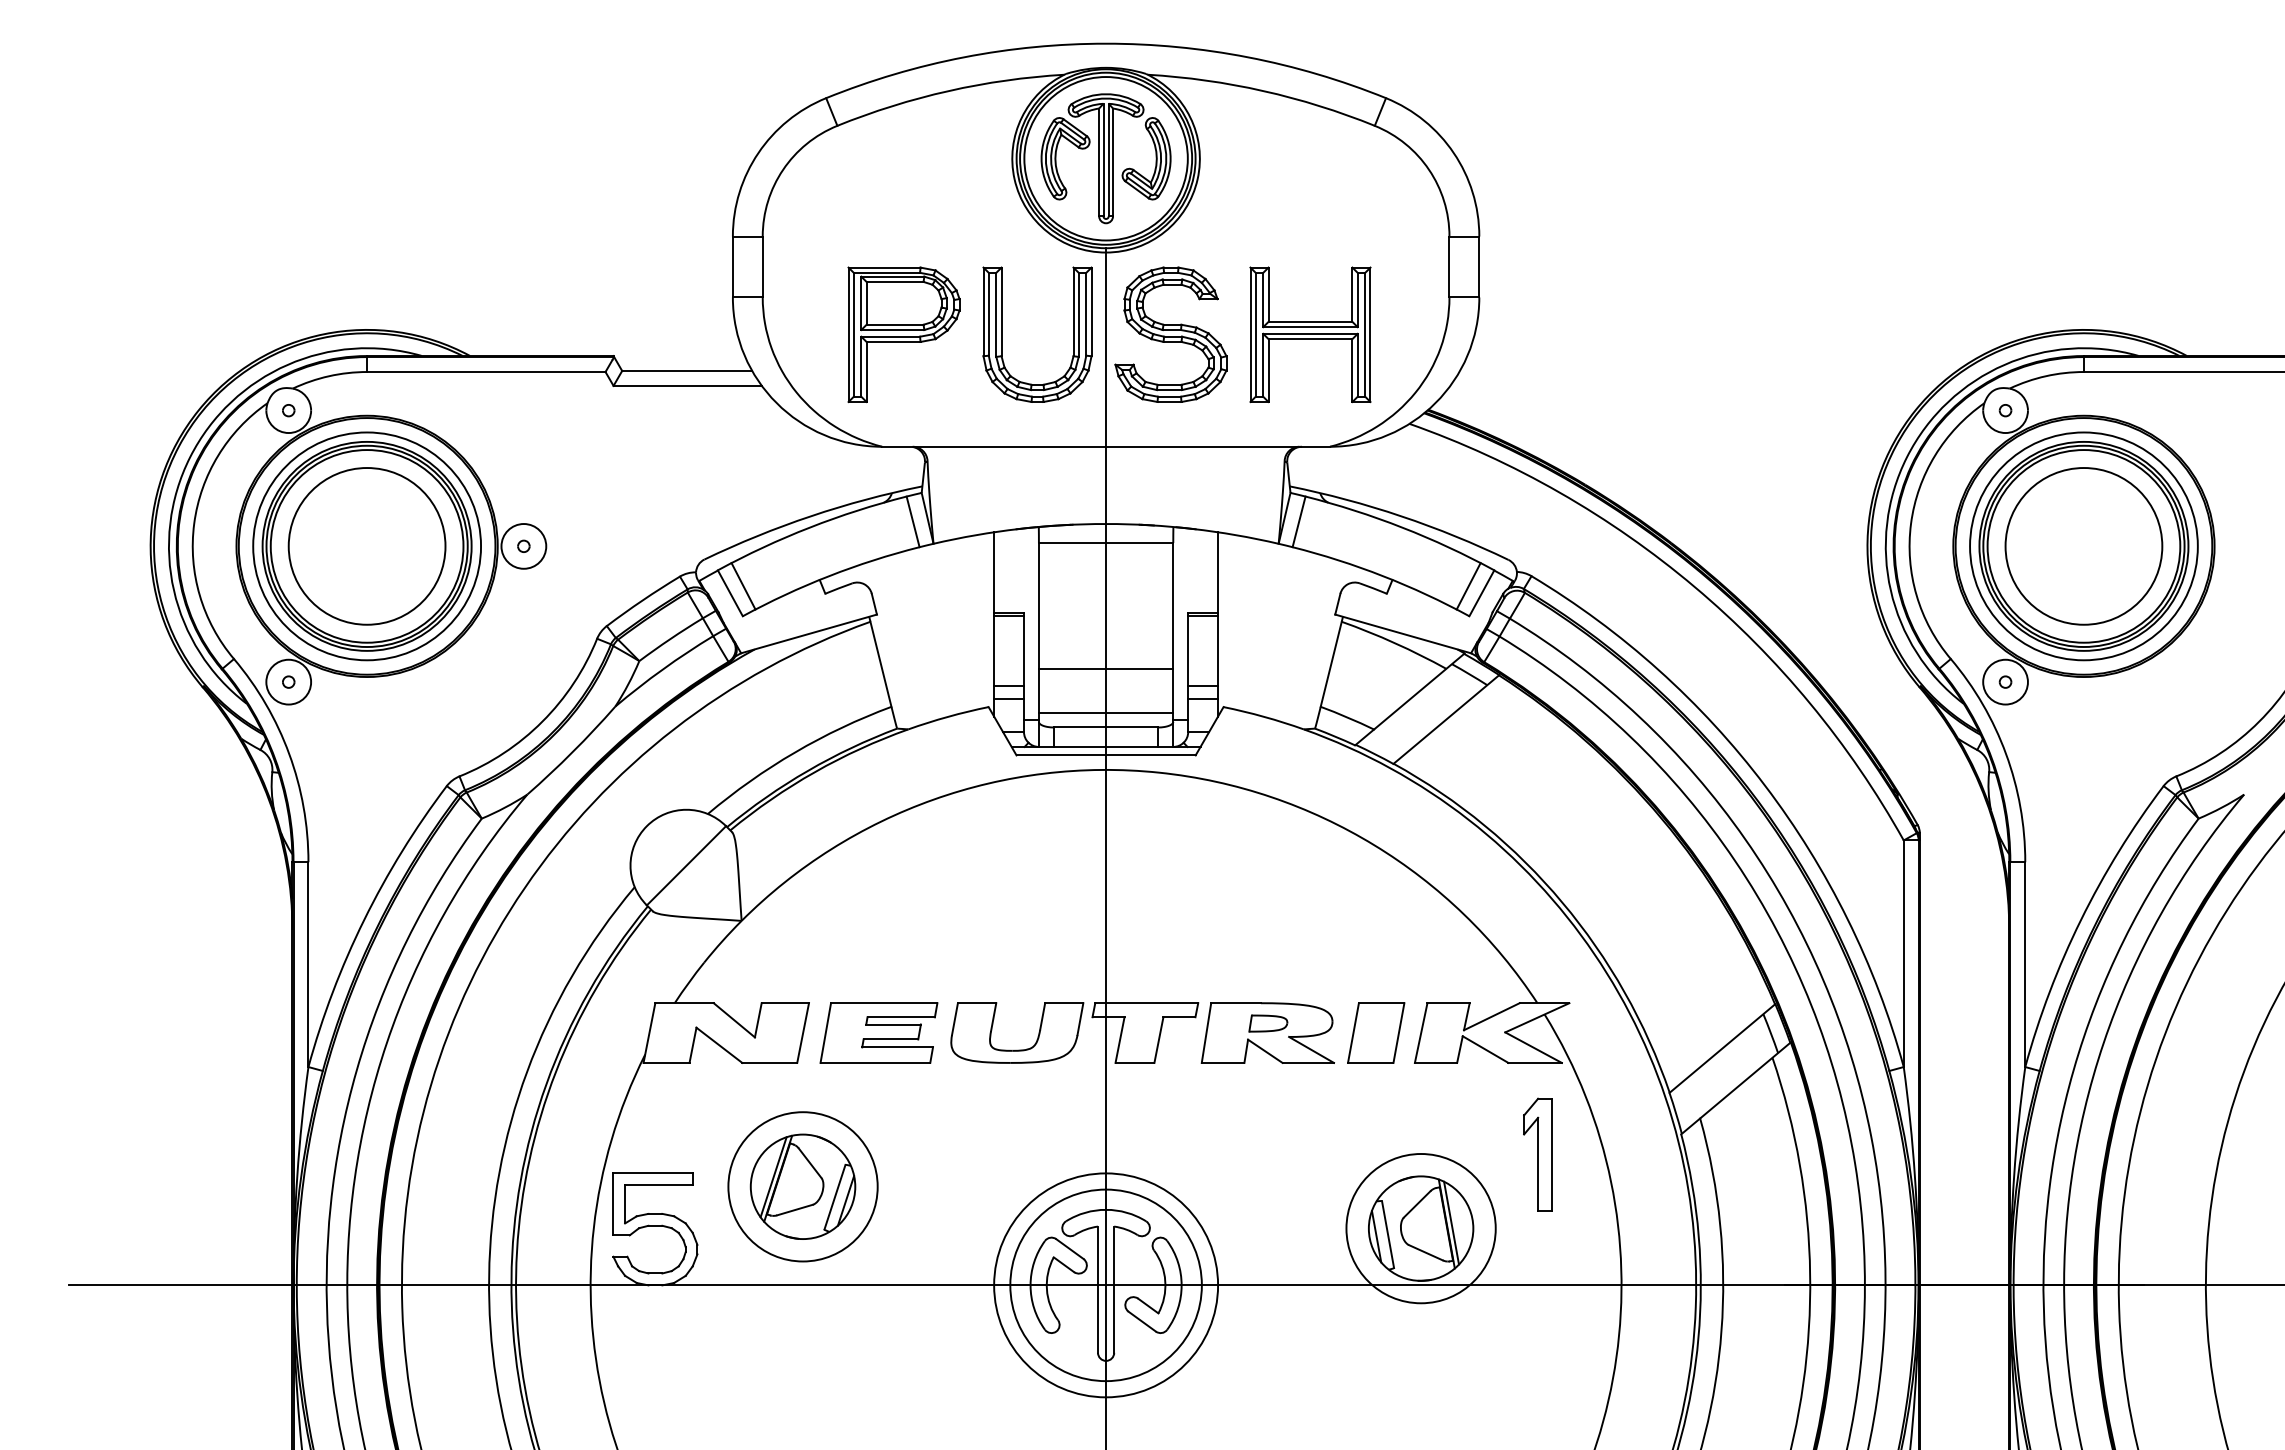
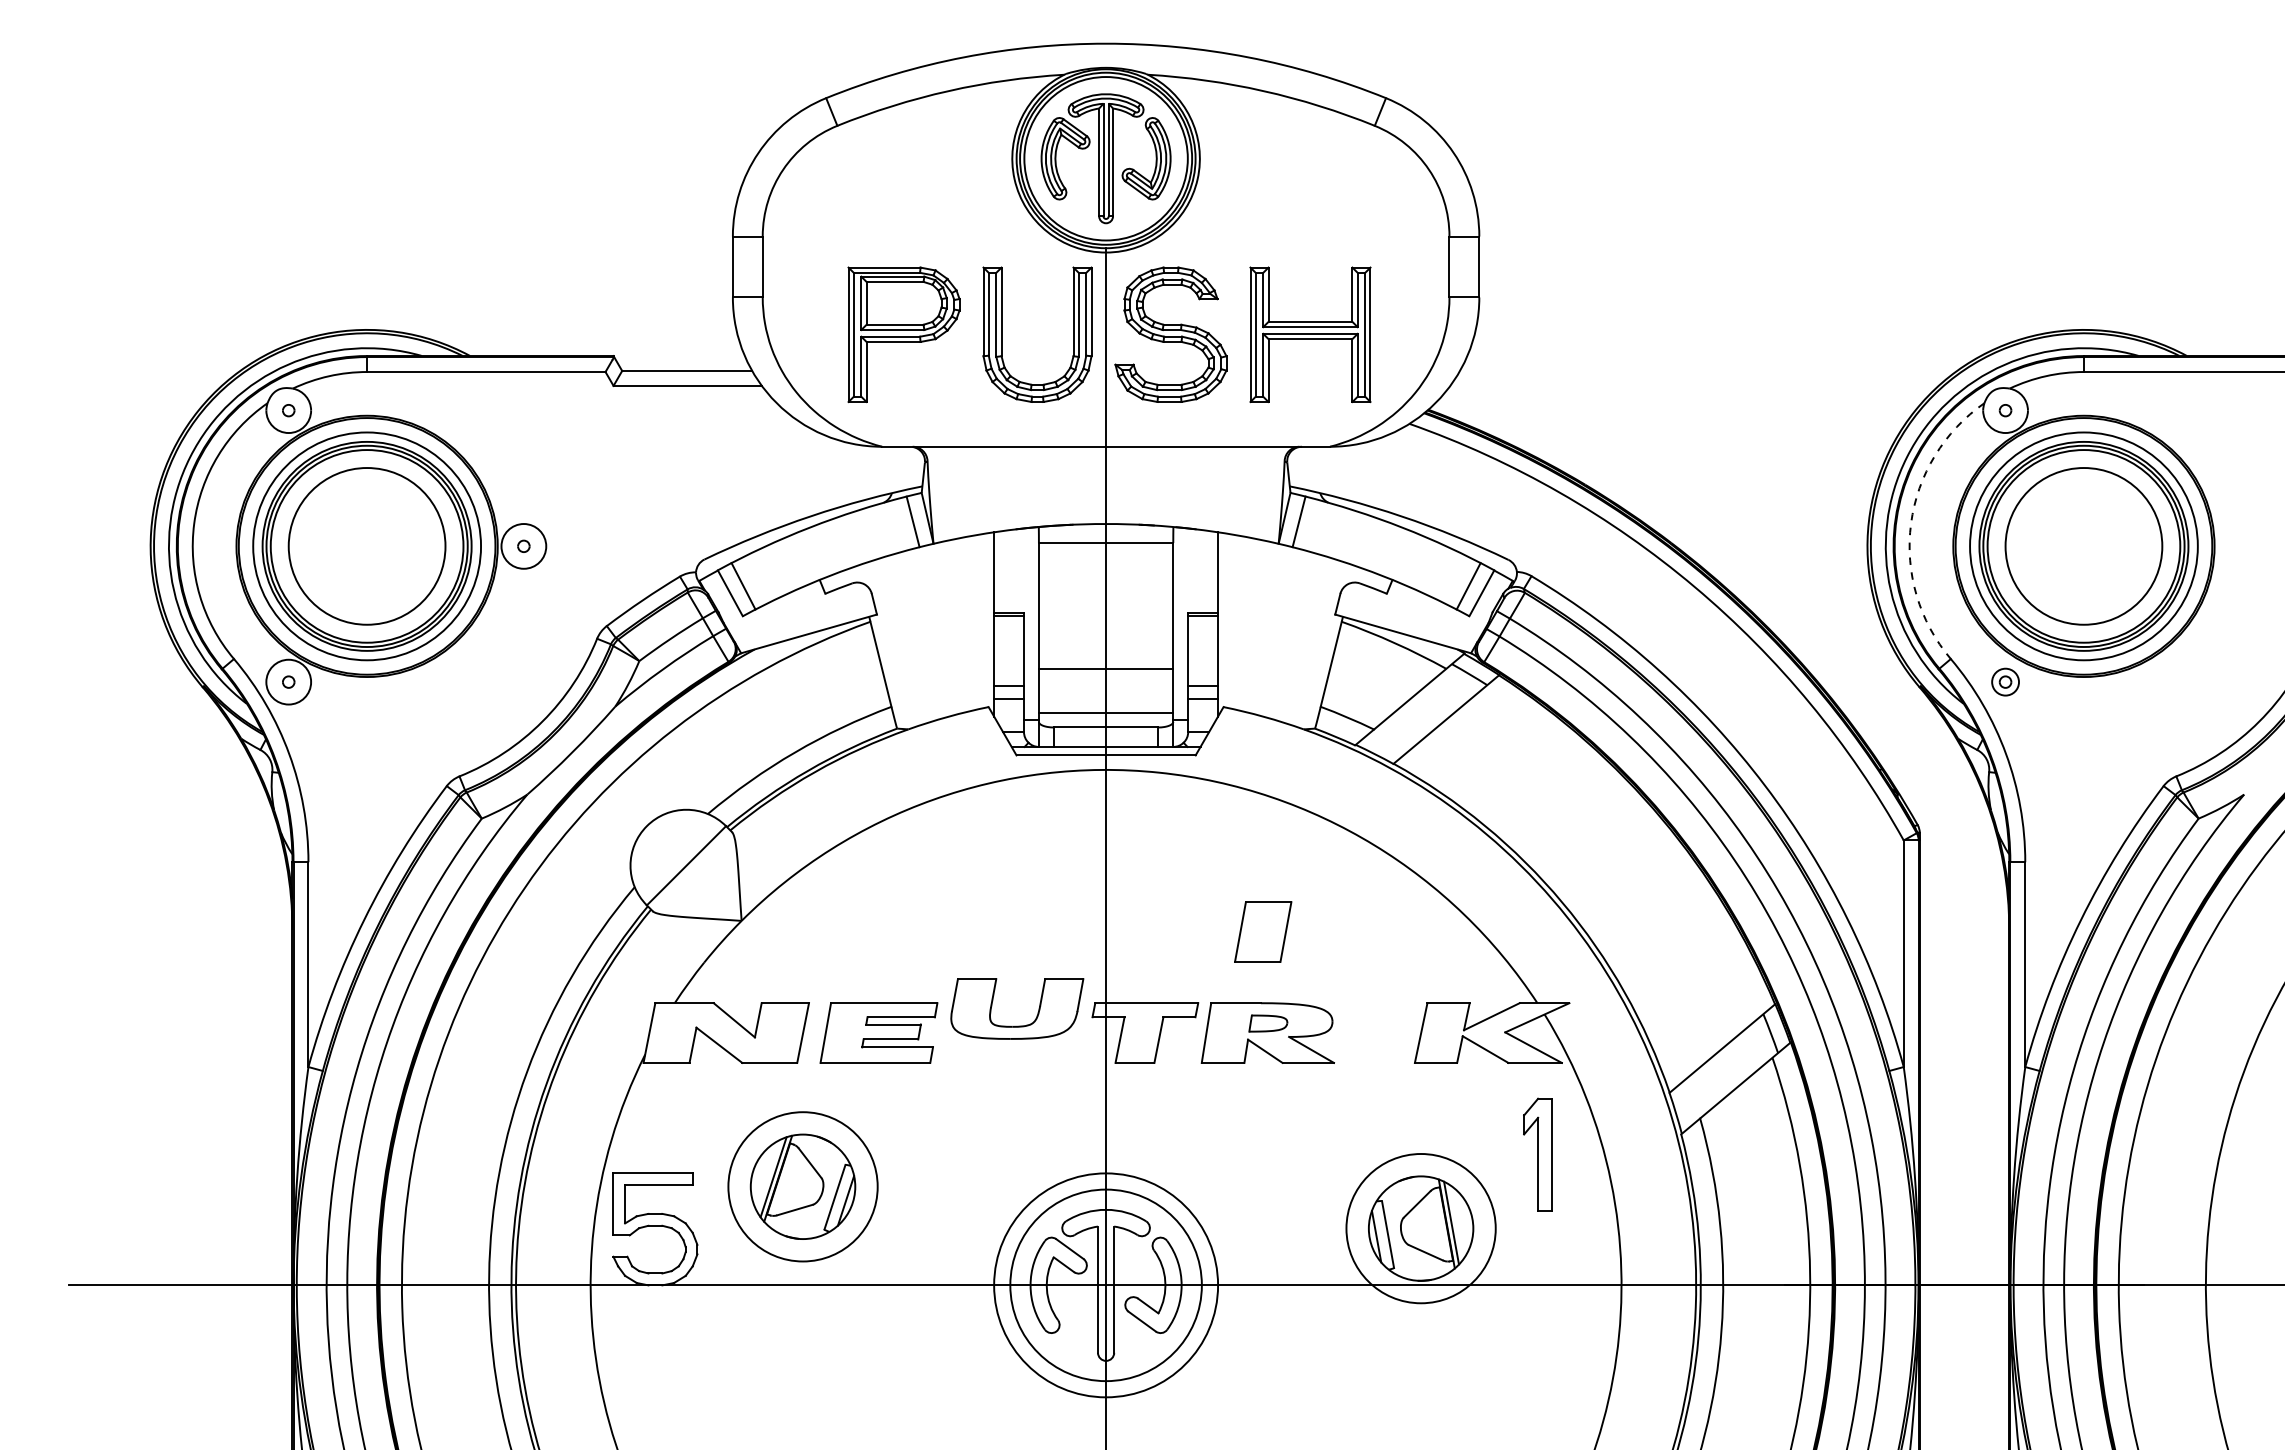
arc: solid -> dashed (1911, 523)
circle diameter: 45 px -> 27 px (2005, 681)
part position: (1376, 1032) -> (1263, 931) (1263, 931)
part position: (1017, 1049) -> (1017, 1025) (1017, 1025)
